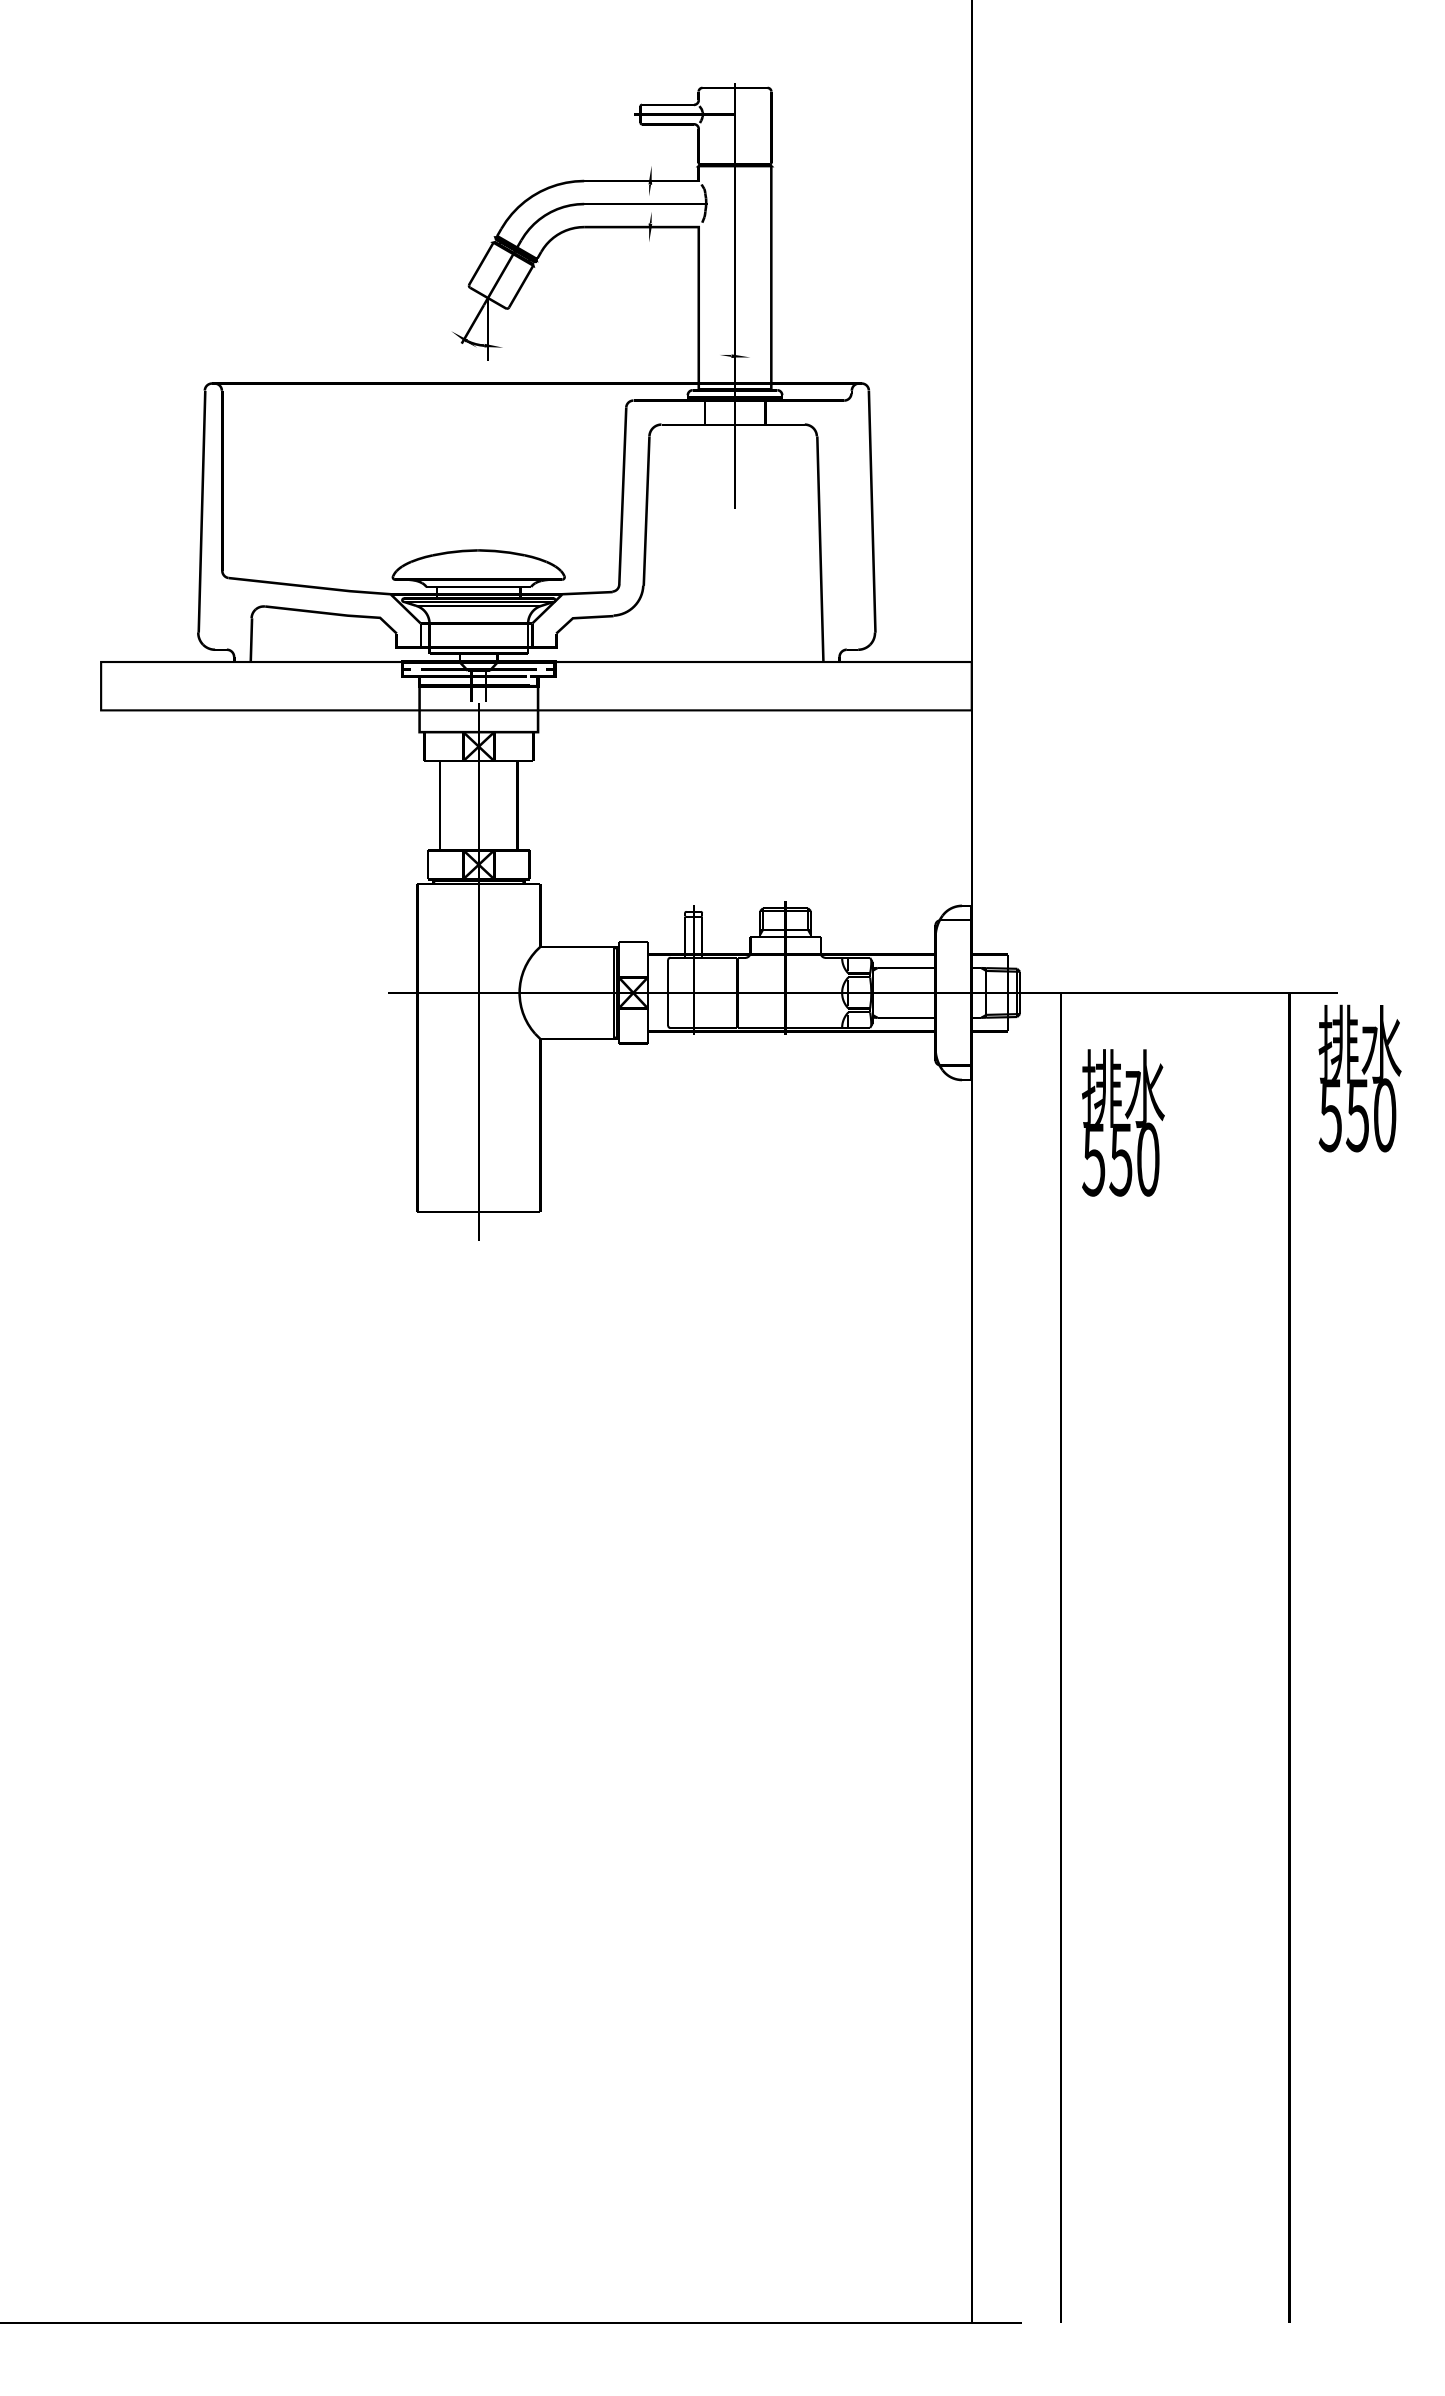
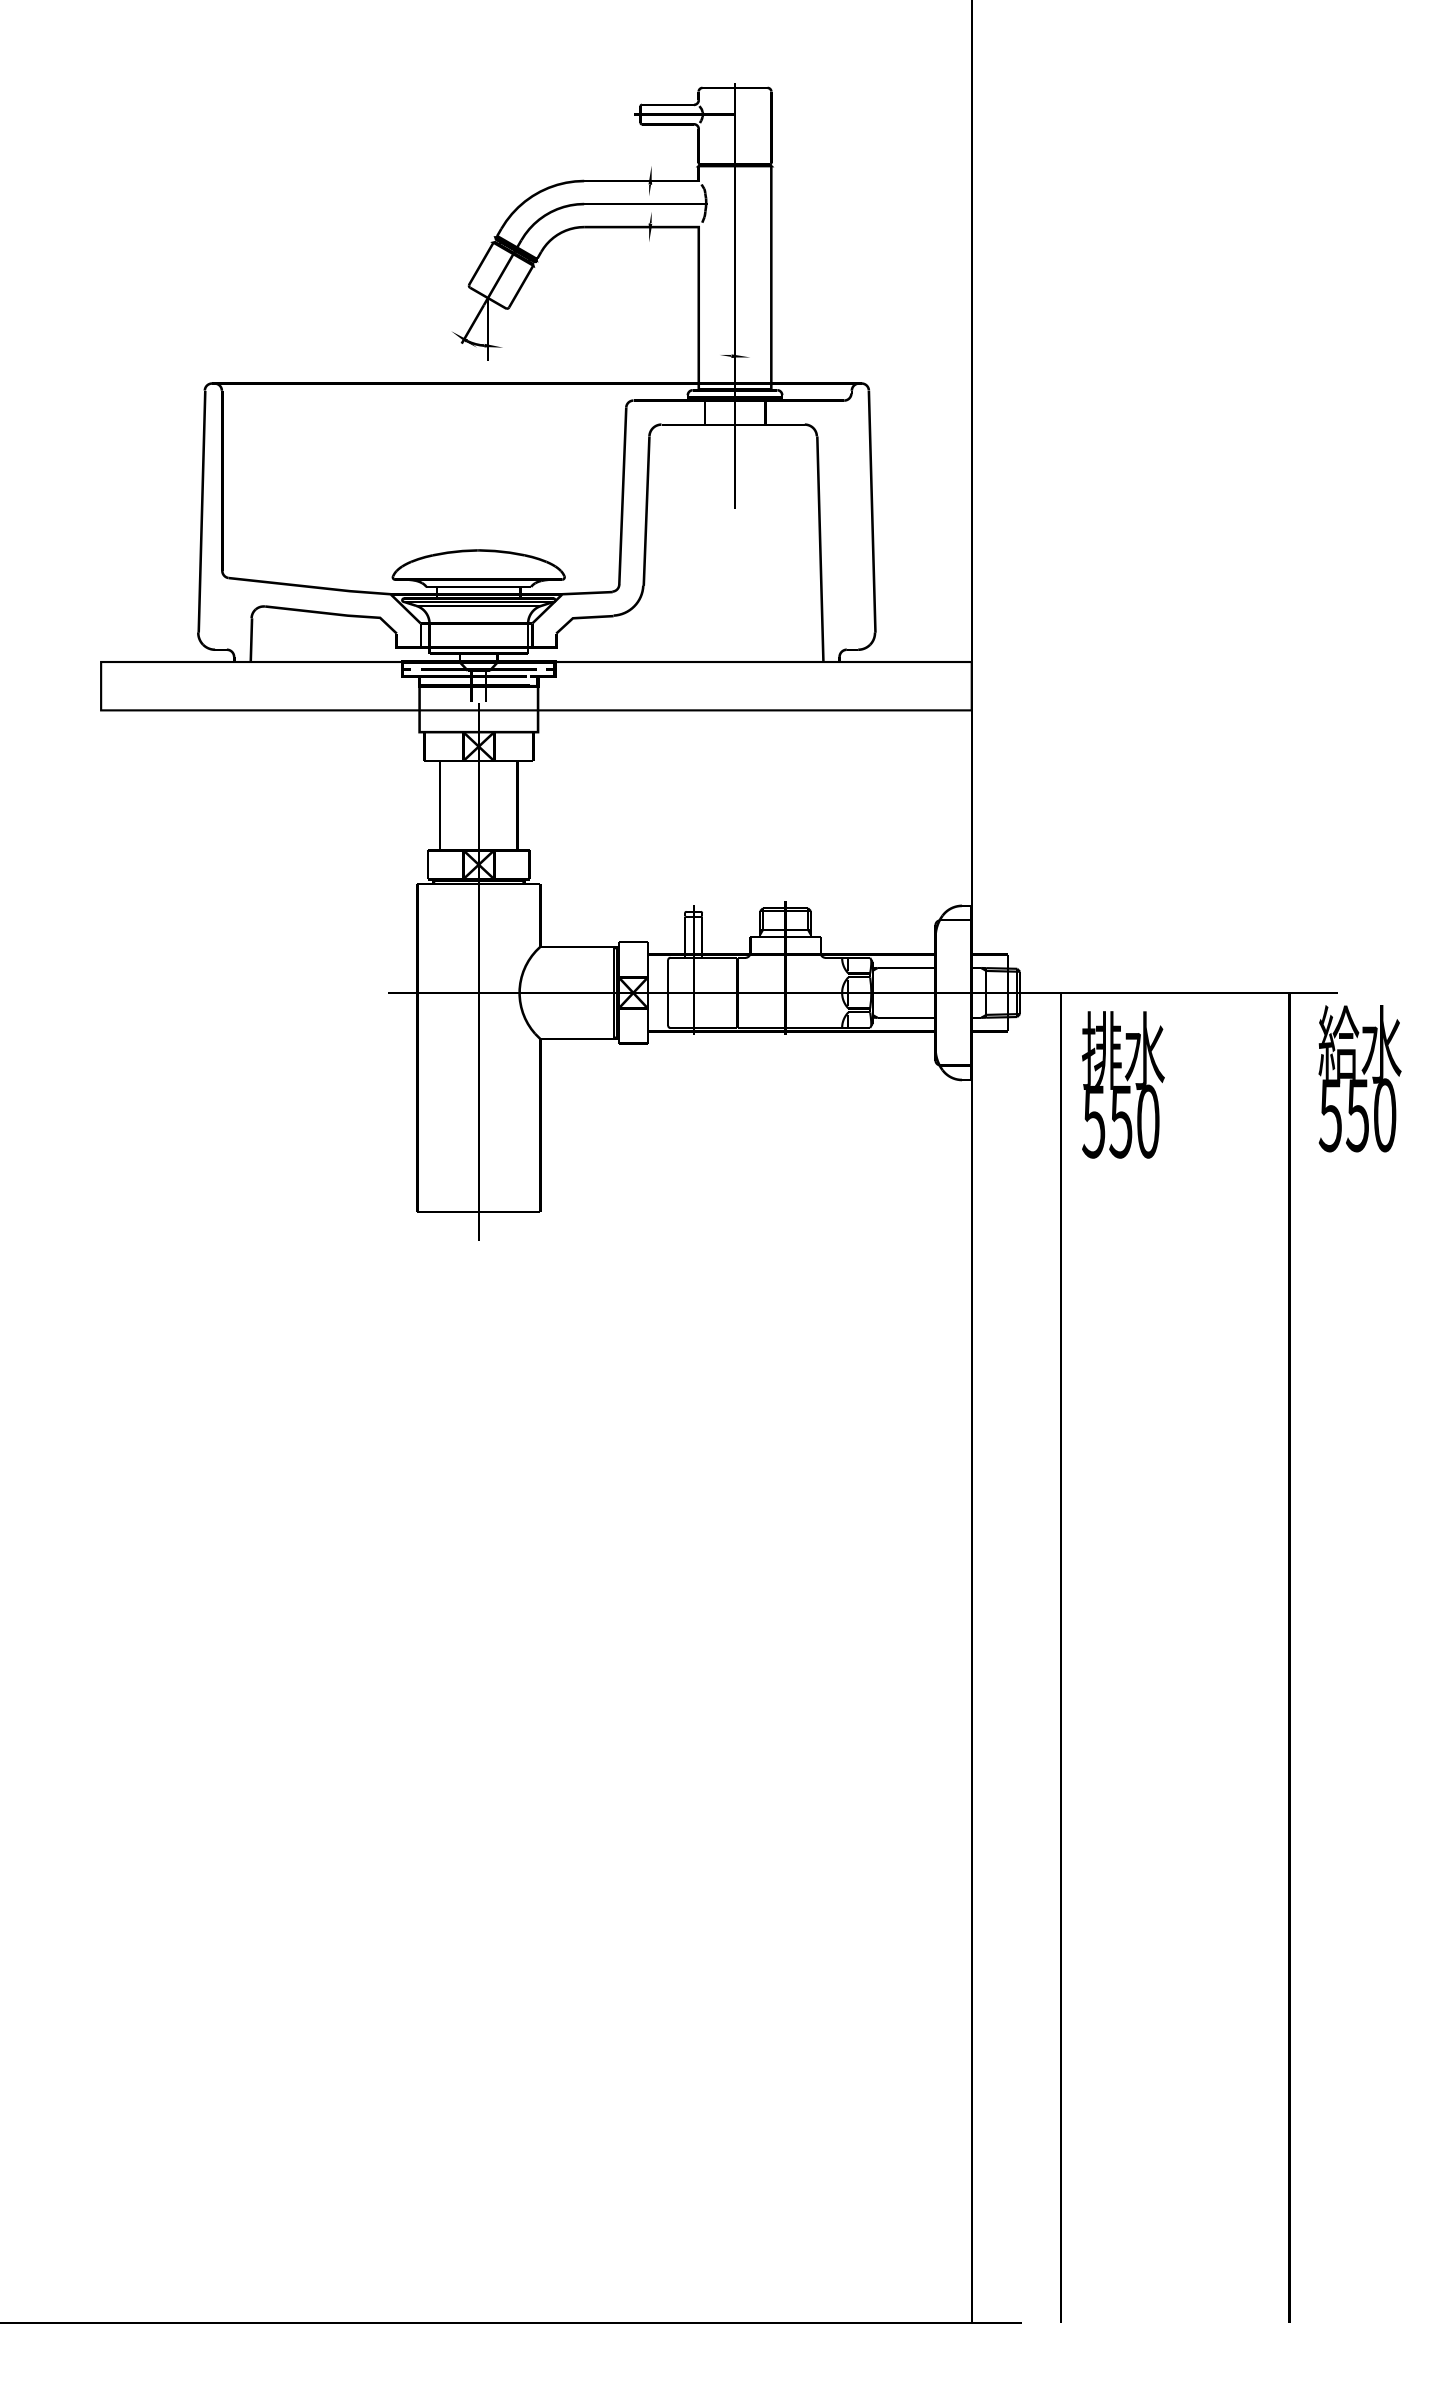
text: 排水 -> 給水 (1338, 1043)
text position: (1123, 1122) -> (1123, 1084) (1123, 1084)
